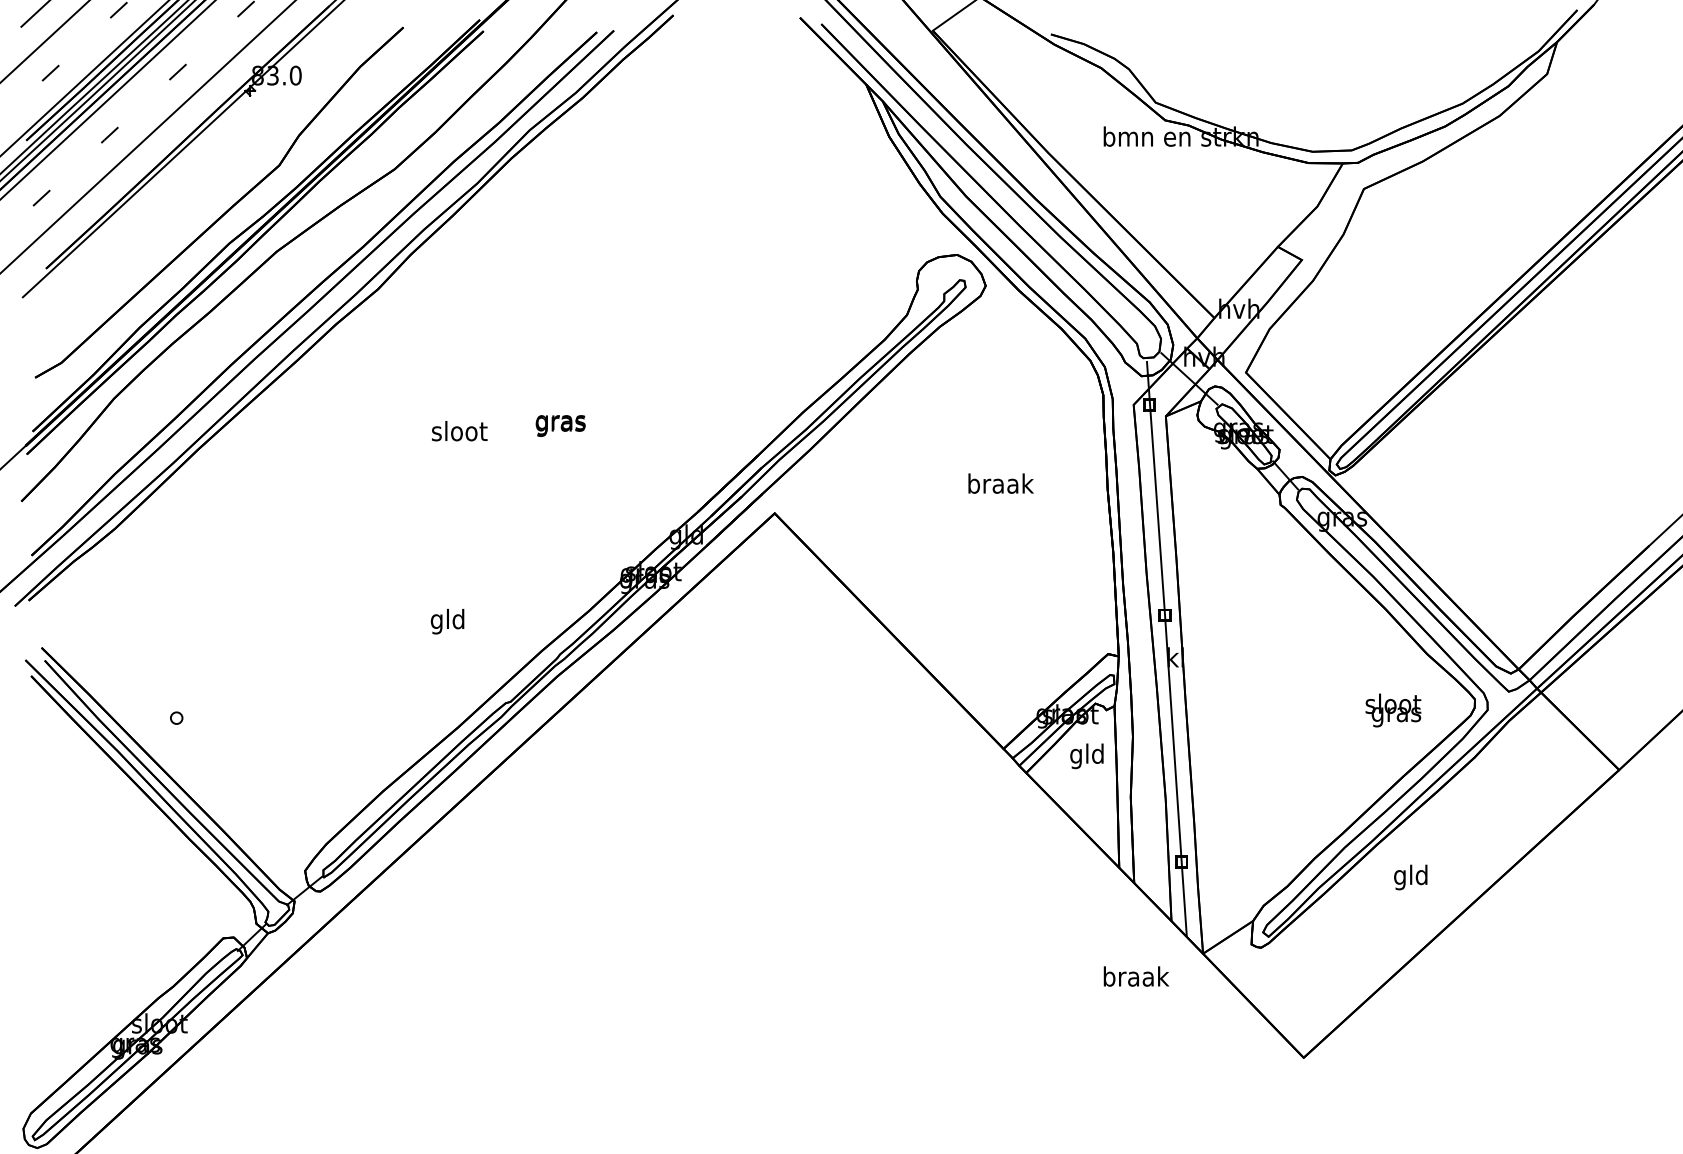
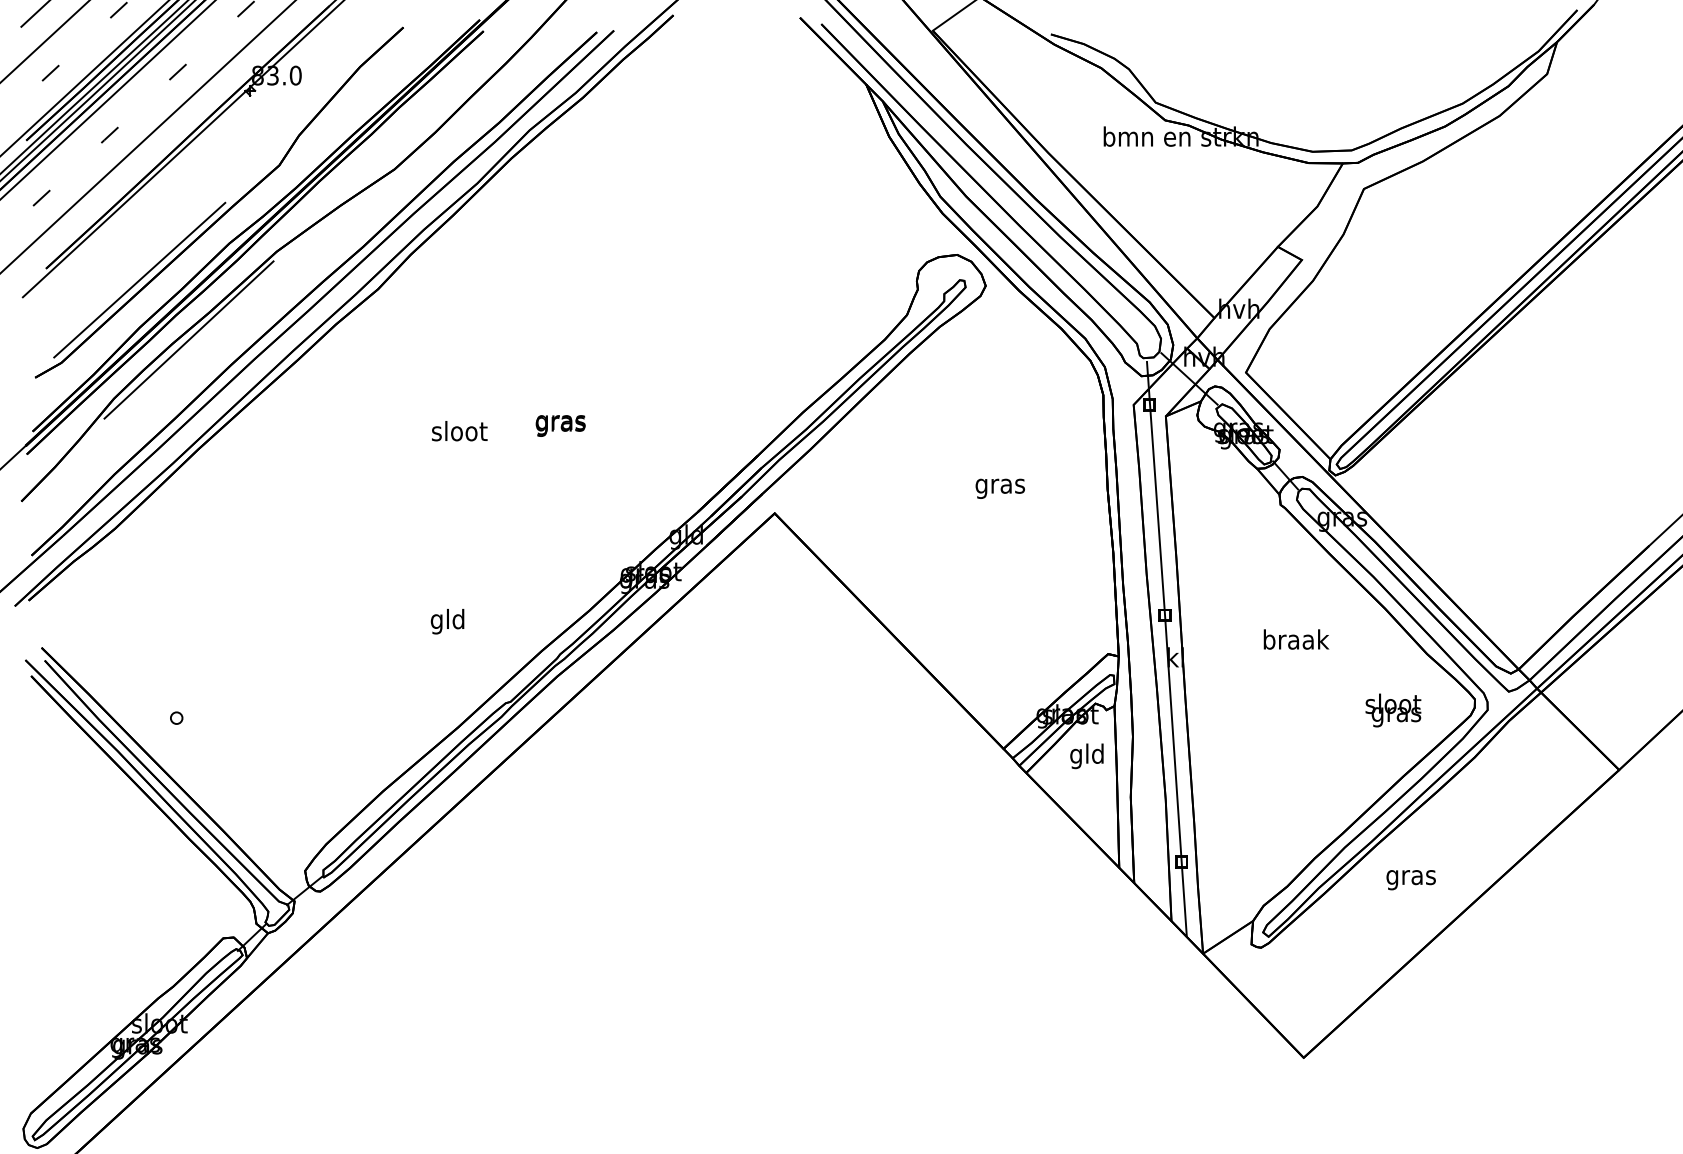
line: none -> present (139, 279)
line: none -> present (188, 339)
text: braak -> gras (1000, 485)
text: gld -> gras (1410, 877)
text position: (1136, 976) -> (1296, 639) (1296, 639)
